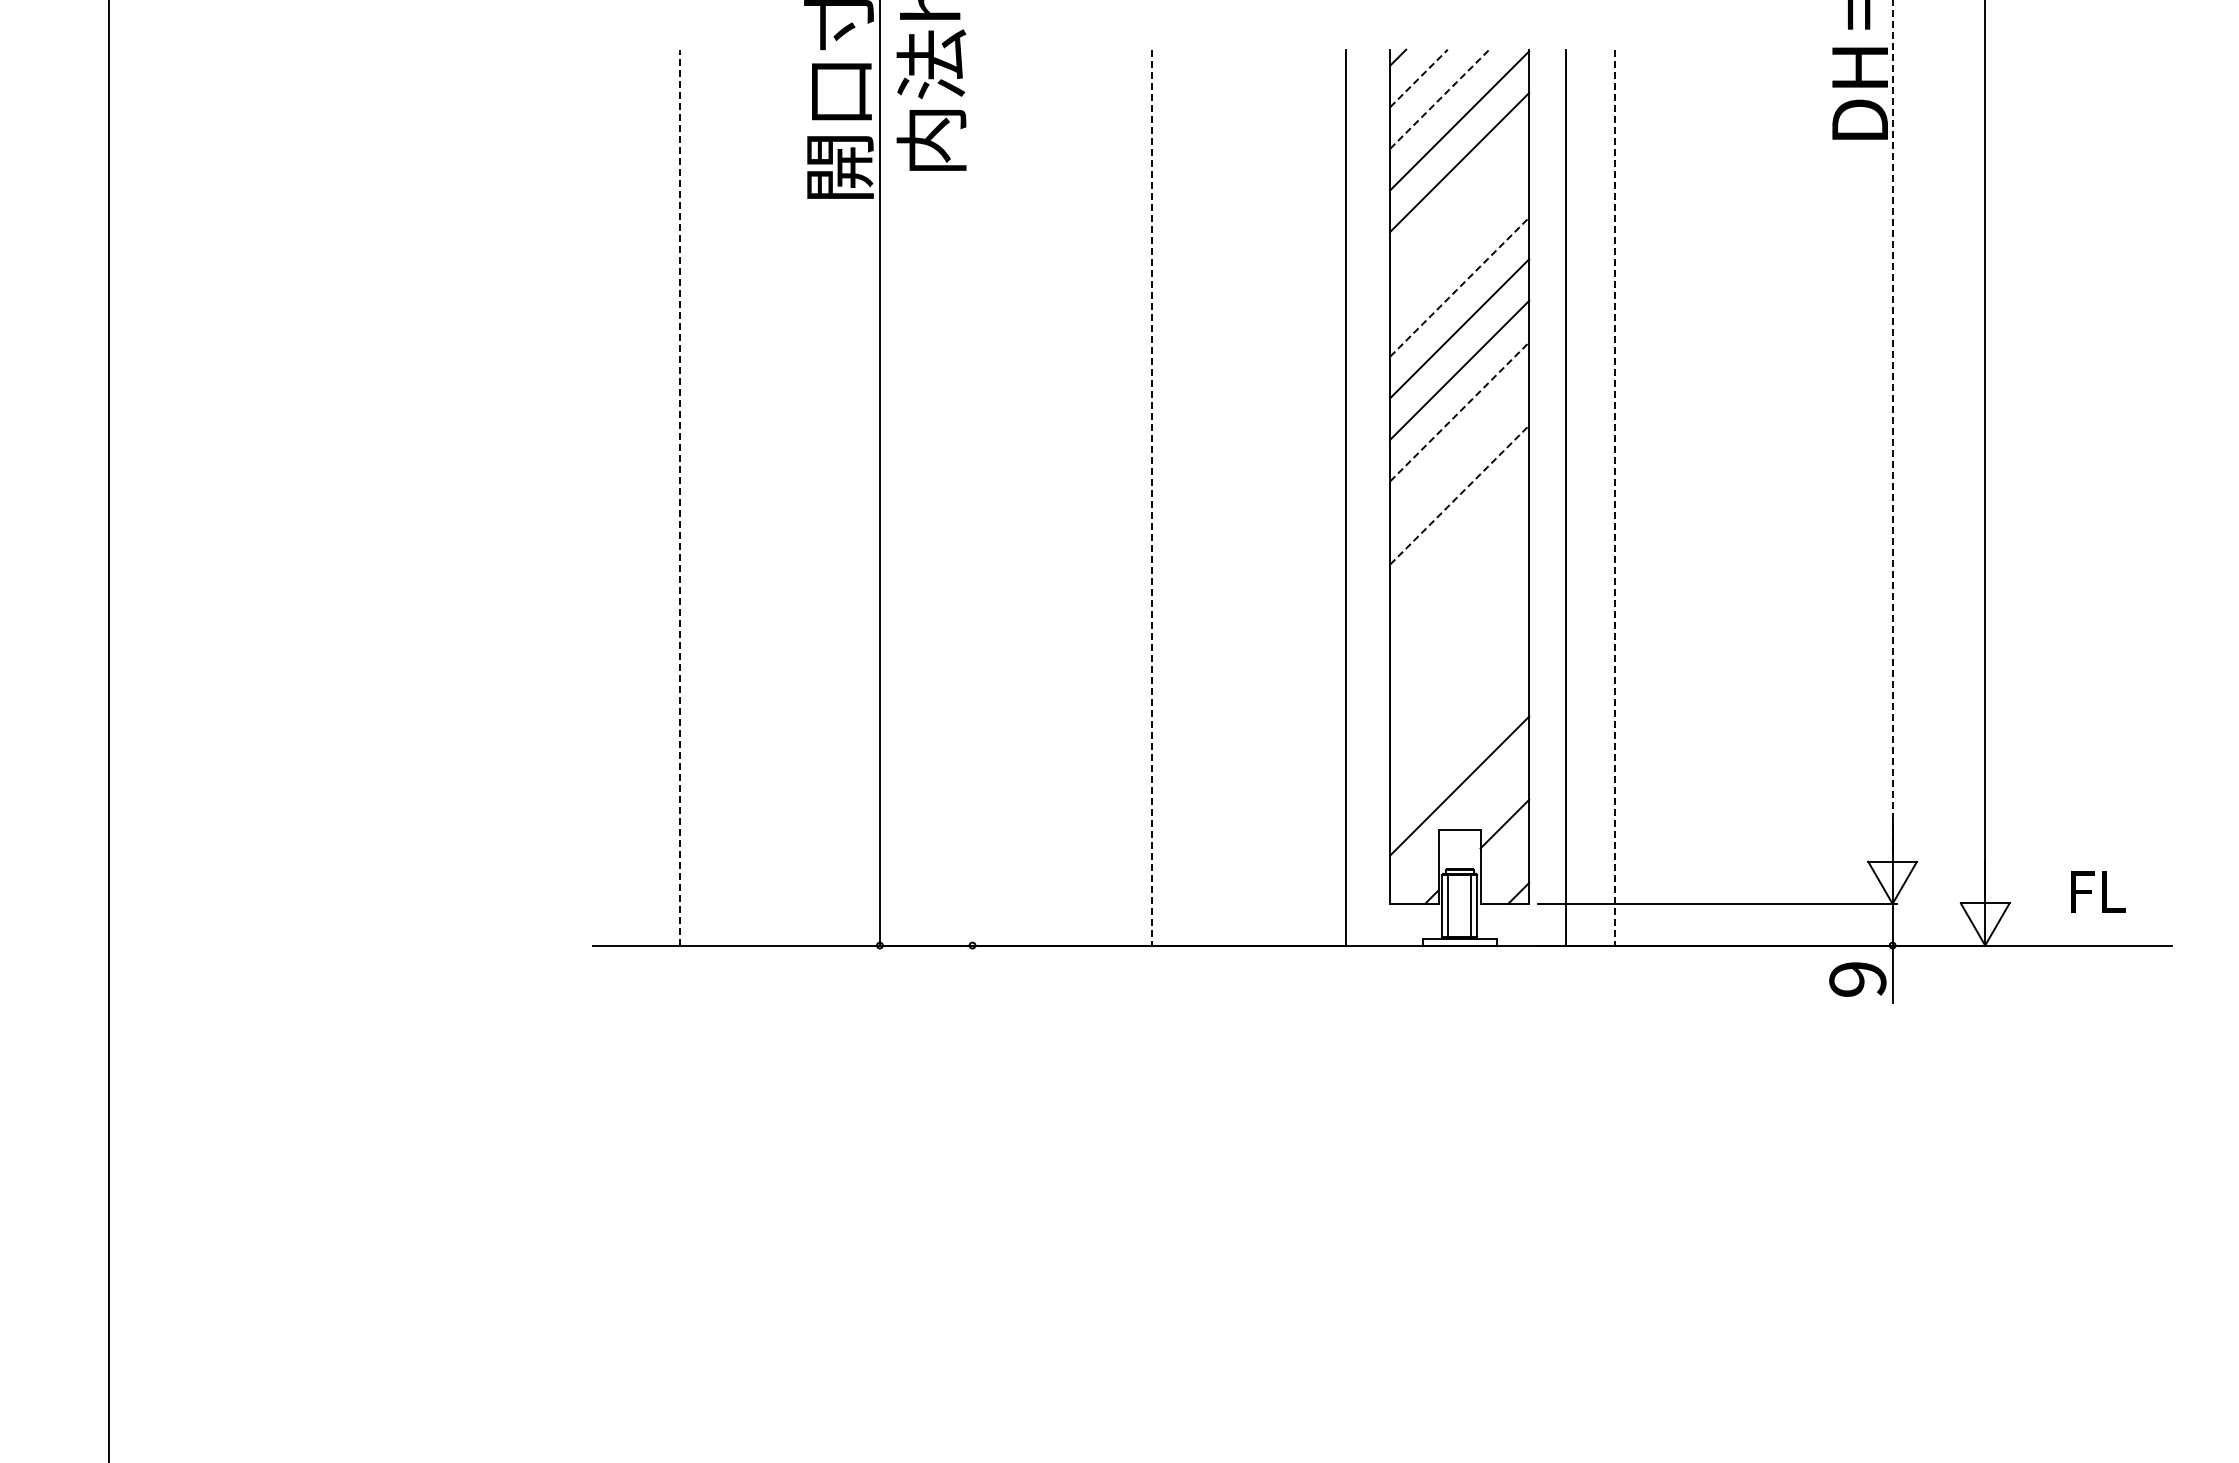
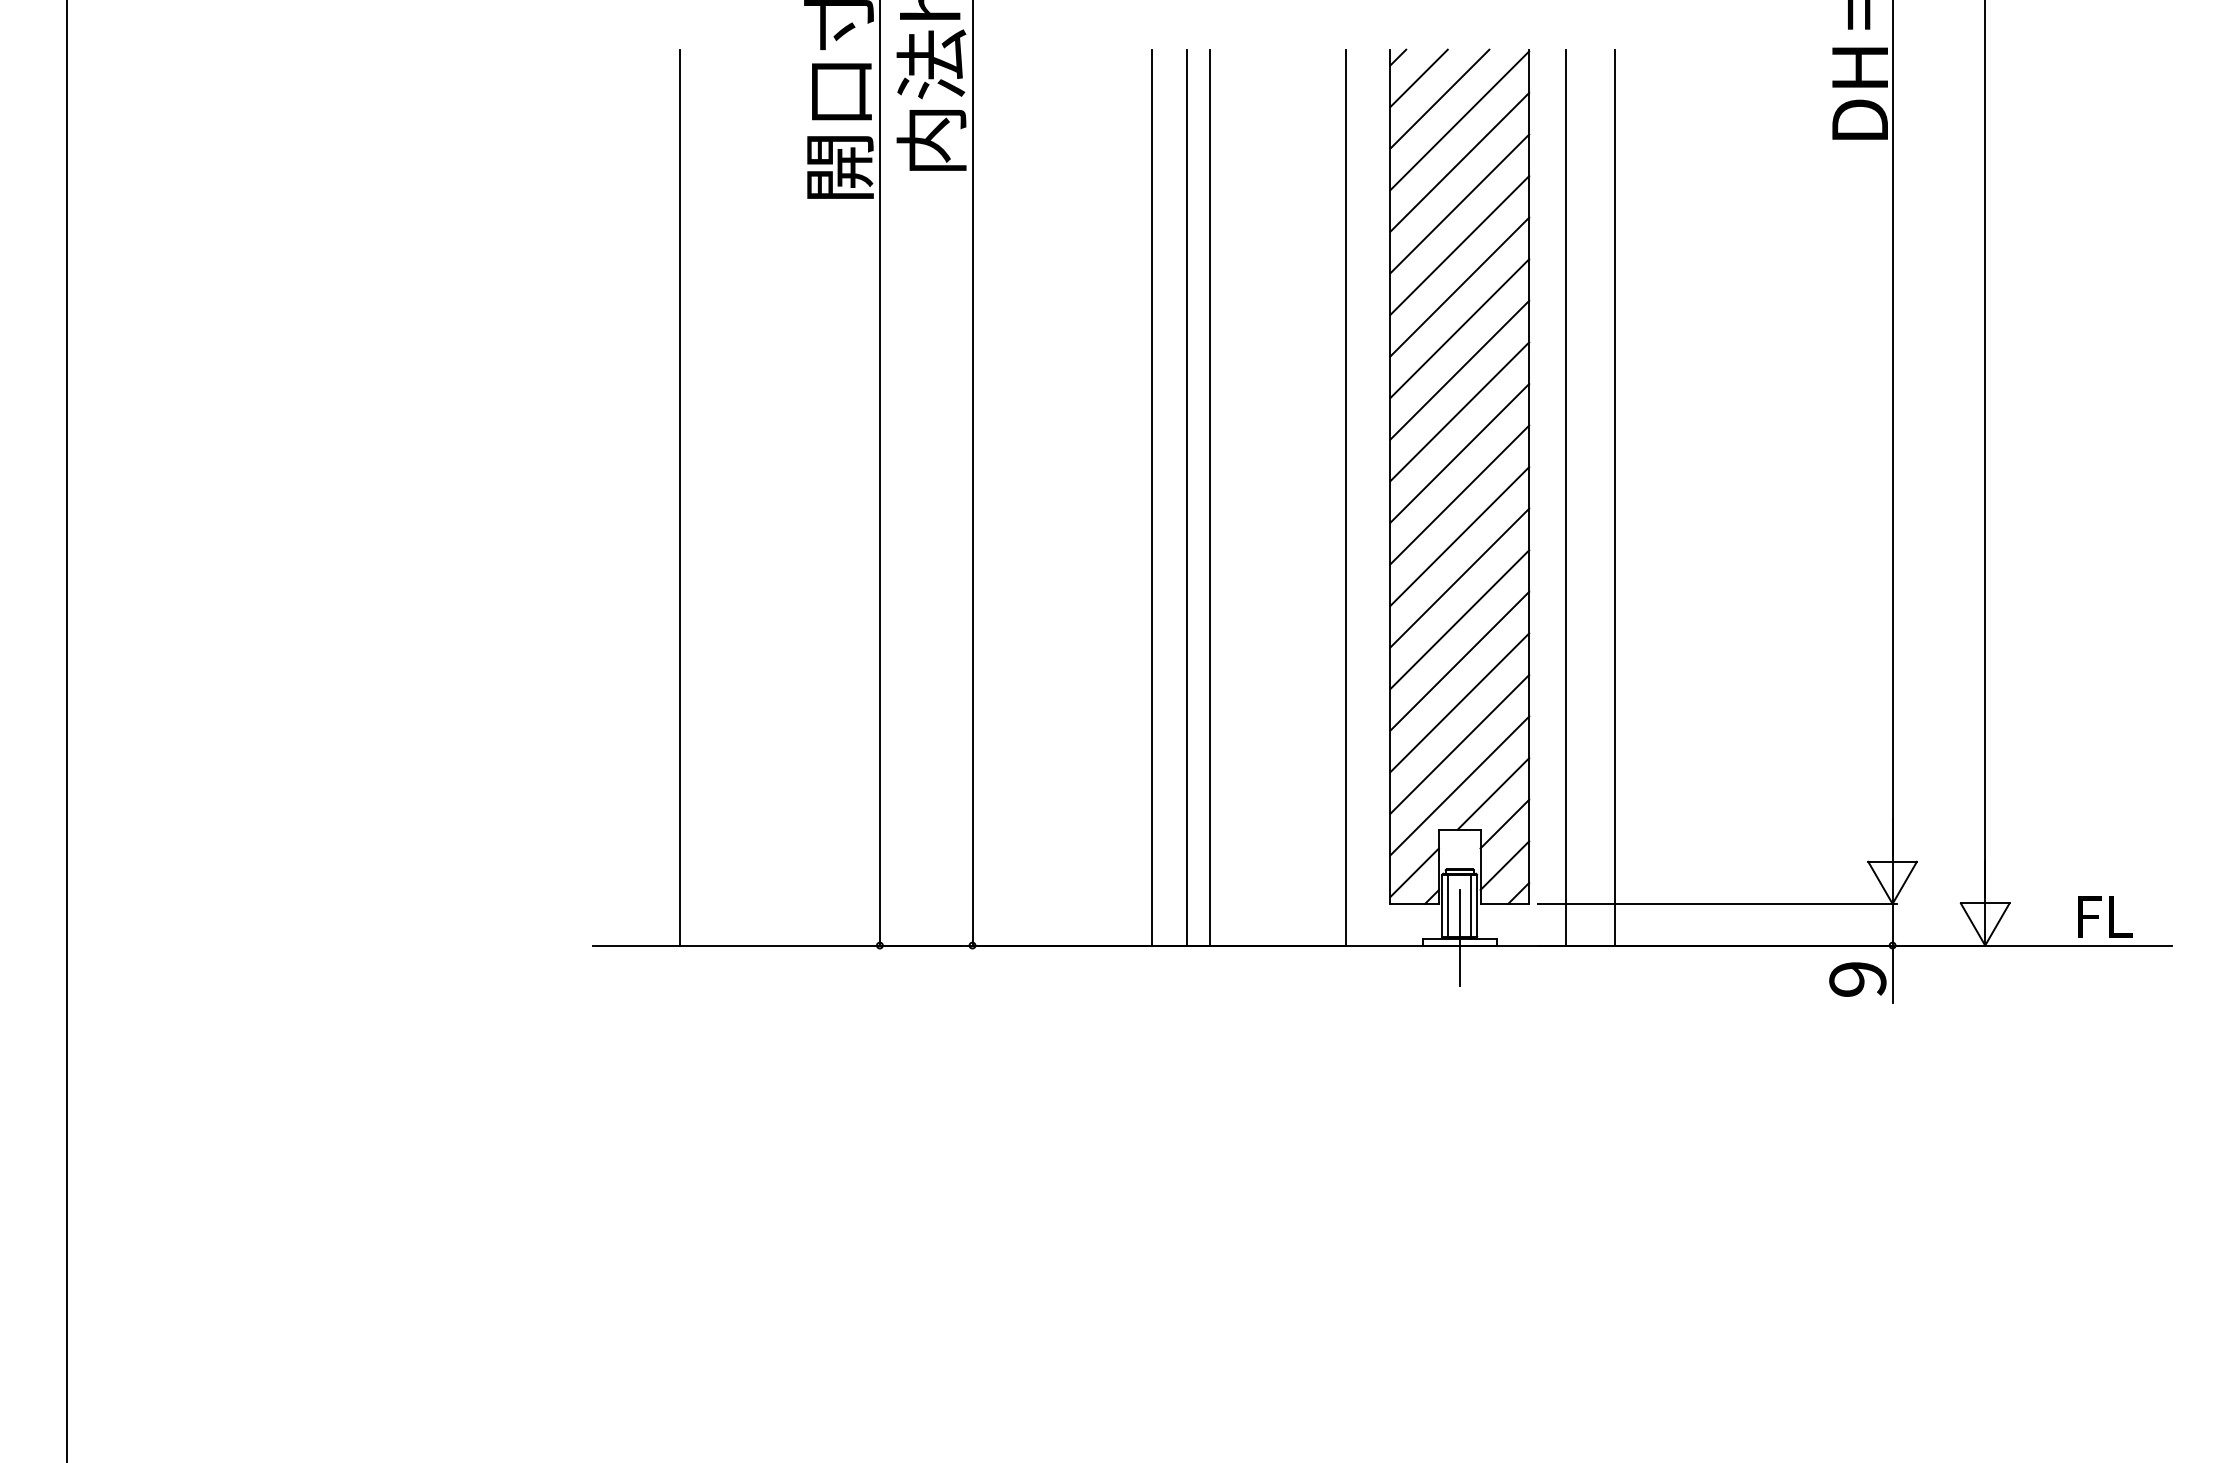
line: dashed -> solid (1419, 78)
line: dashed -> solid (1440, 98)
line: none -> present (1459, 203)
line: none -> present (1459, 245)
line: dashed -> solid (1460, 286)
line: dashed -> solid (1460, 411)
line: dashed -> solid (1892, 428)
line: none -> present (1459, 453)
line: none -> present (972, 473)
line: dashed -> solid (1460, 494)
line: dashed -> solid (679, 497)
line: dashed -> solid (1151, 497)
line: none -> present (1186, 497)
line: none -> present (1209, 497)
line: dashed -> solid (1614, 497)
line: none -> present (1459, 536)
line: none -> present (1459, 577)
line: none -> present (1459, 619)
line: none -> present (1459, 660)
line: none -> present (1459, 702)
line position: (109, 730) -> (67, 730) (67, 730)
line: none -> present (1459, 744)
line: none -> present (1493, 793)
line: none -> present (1504, 865)
line: none -> present (1414, 872)
text position: (2098, 891) -> (2105, 916) (2105, 916)
line: none -> present (1459, 938)
